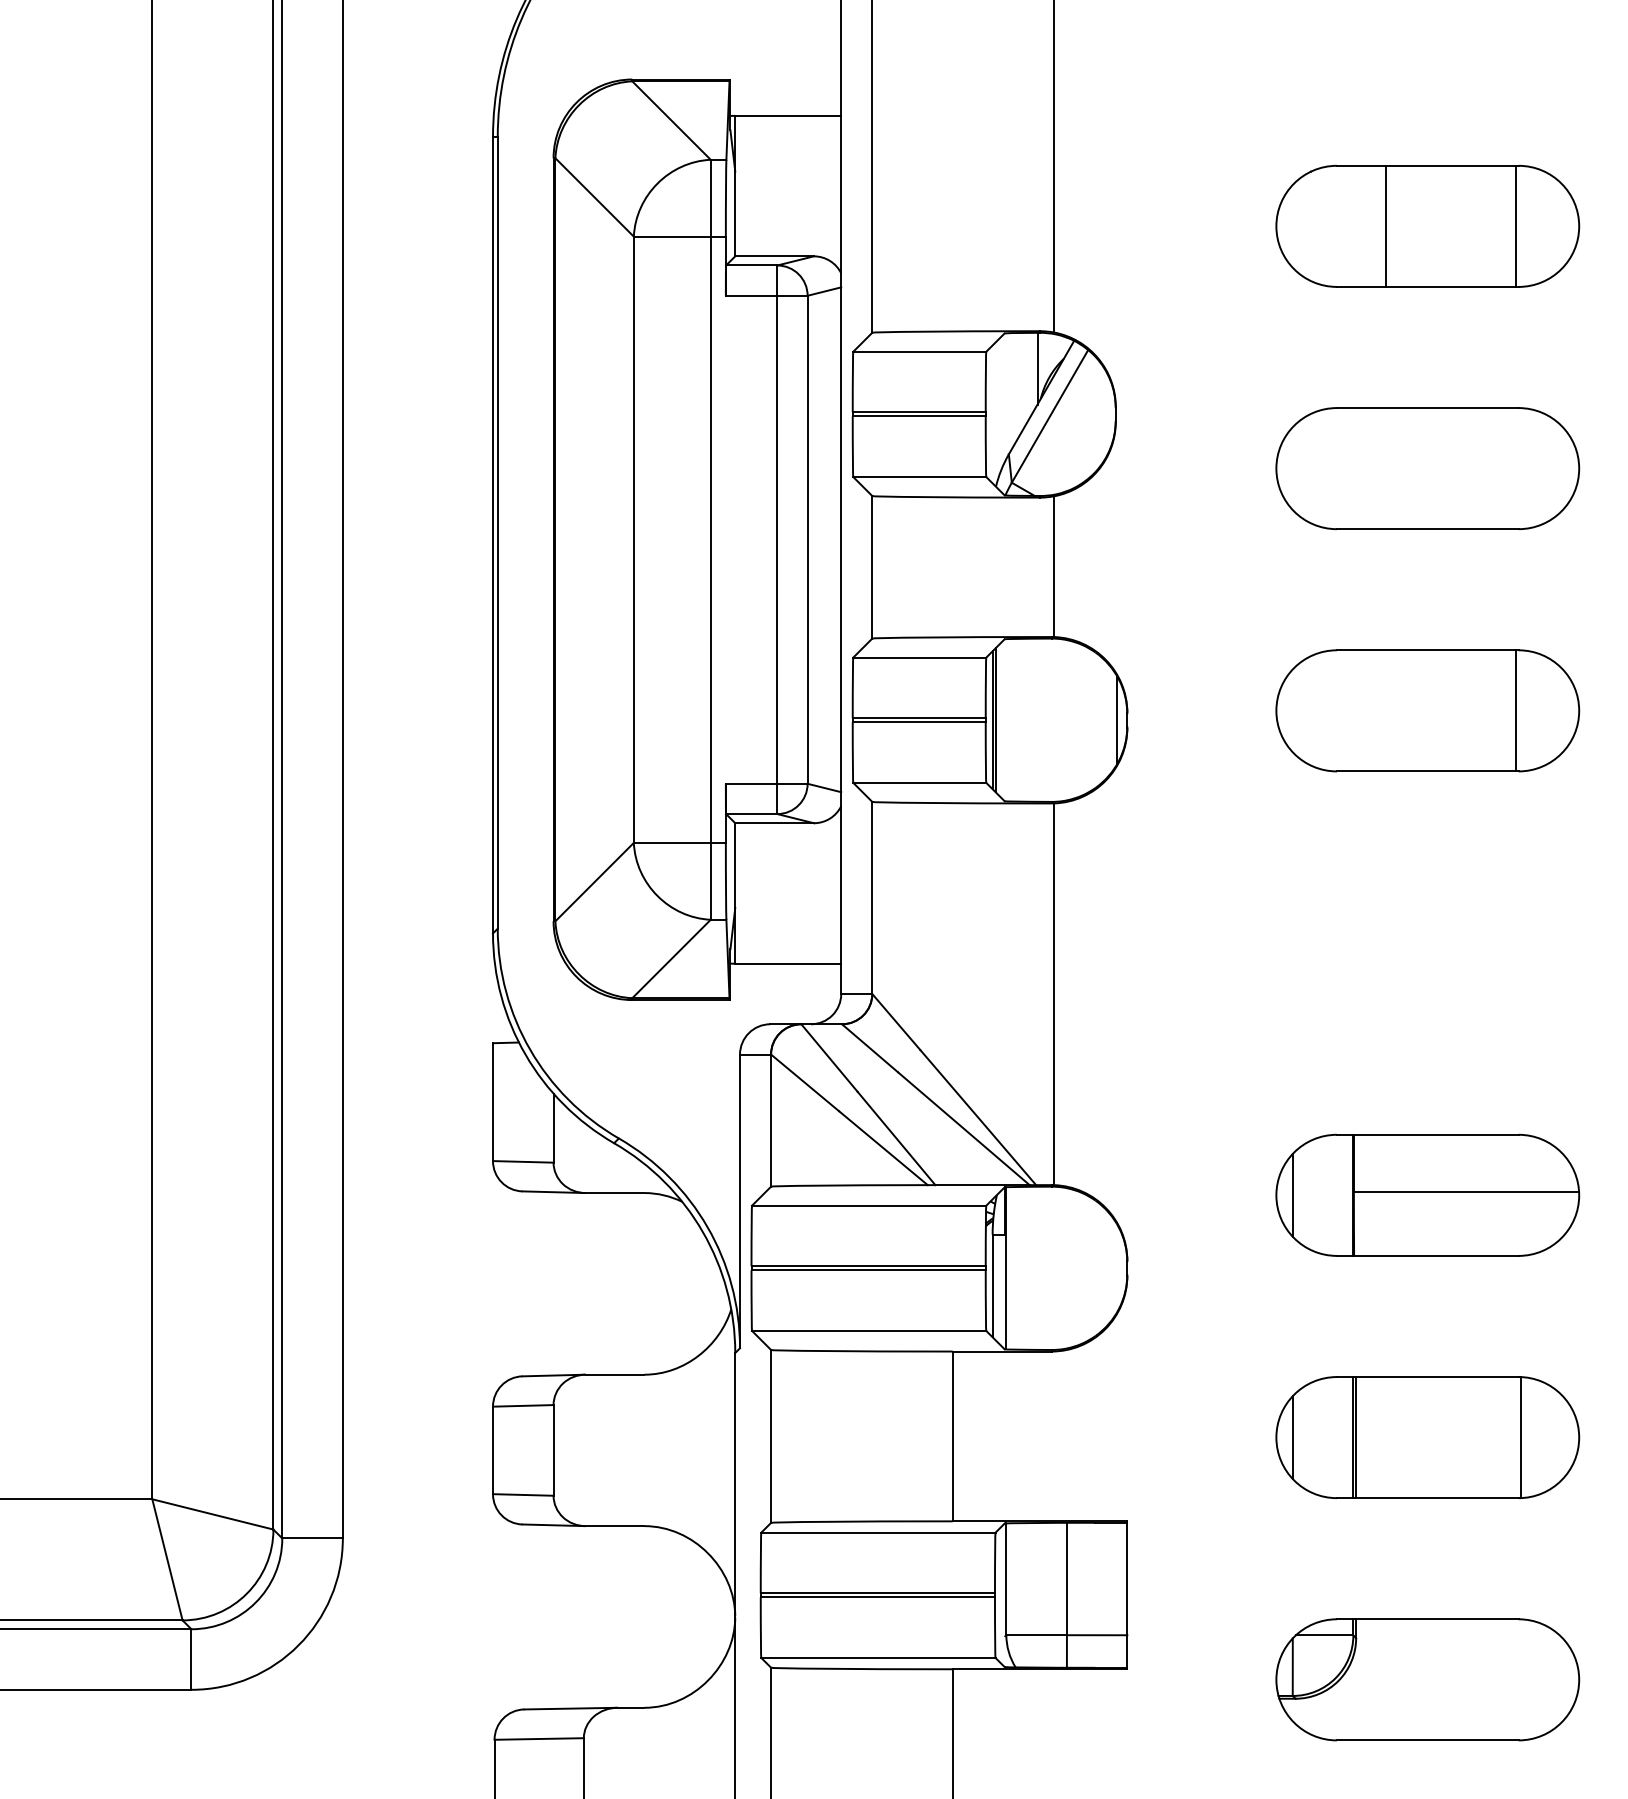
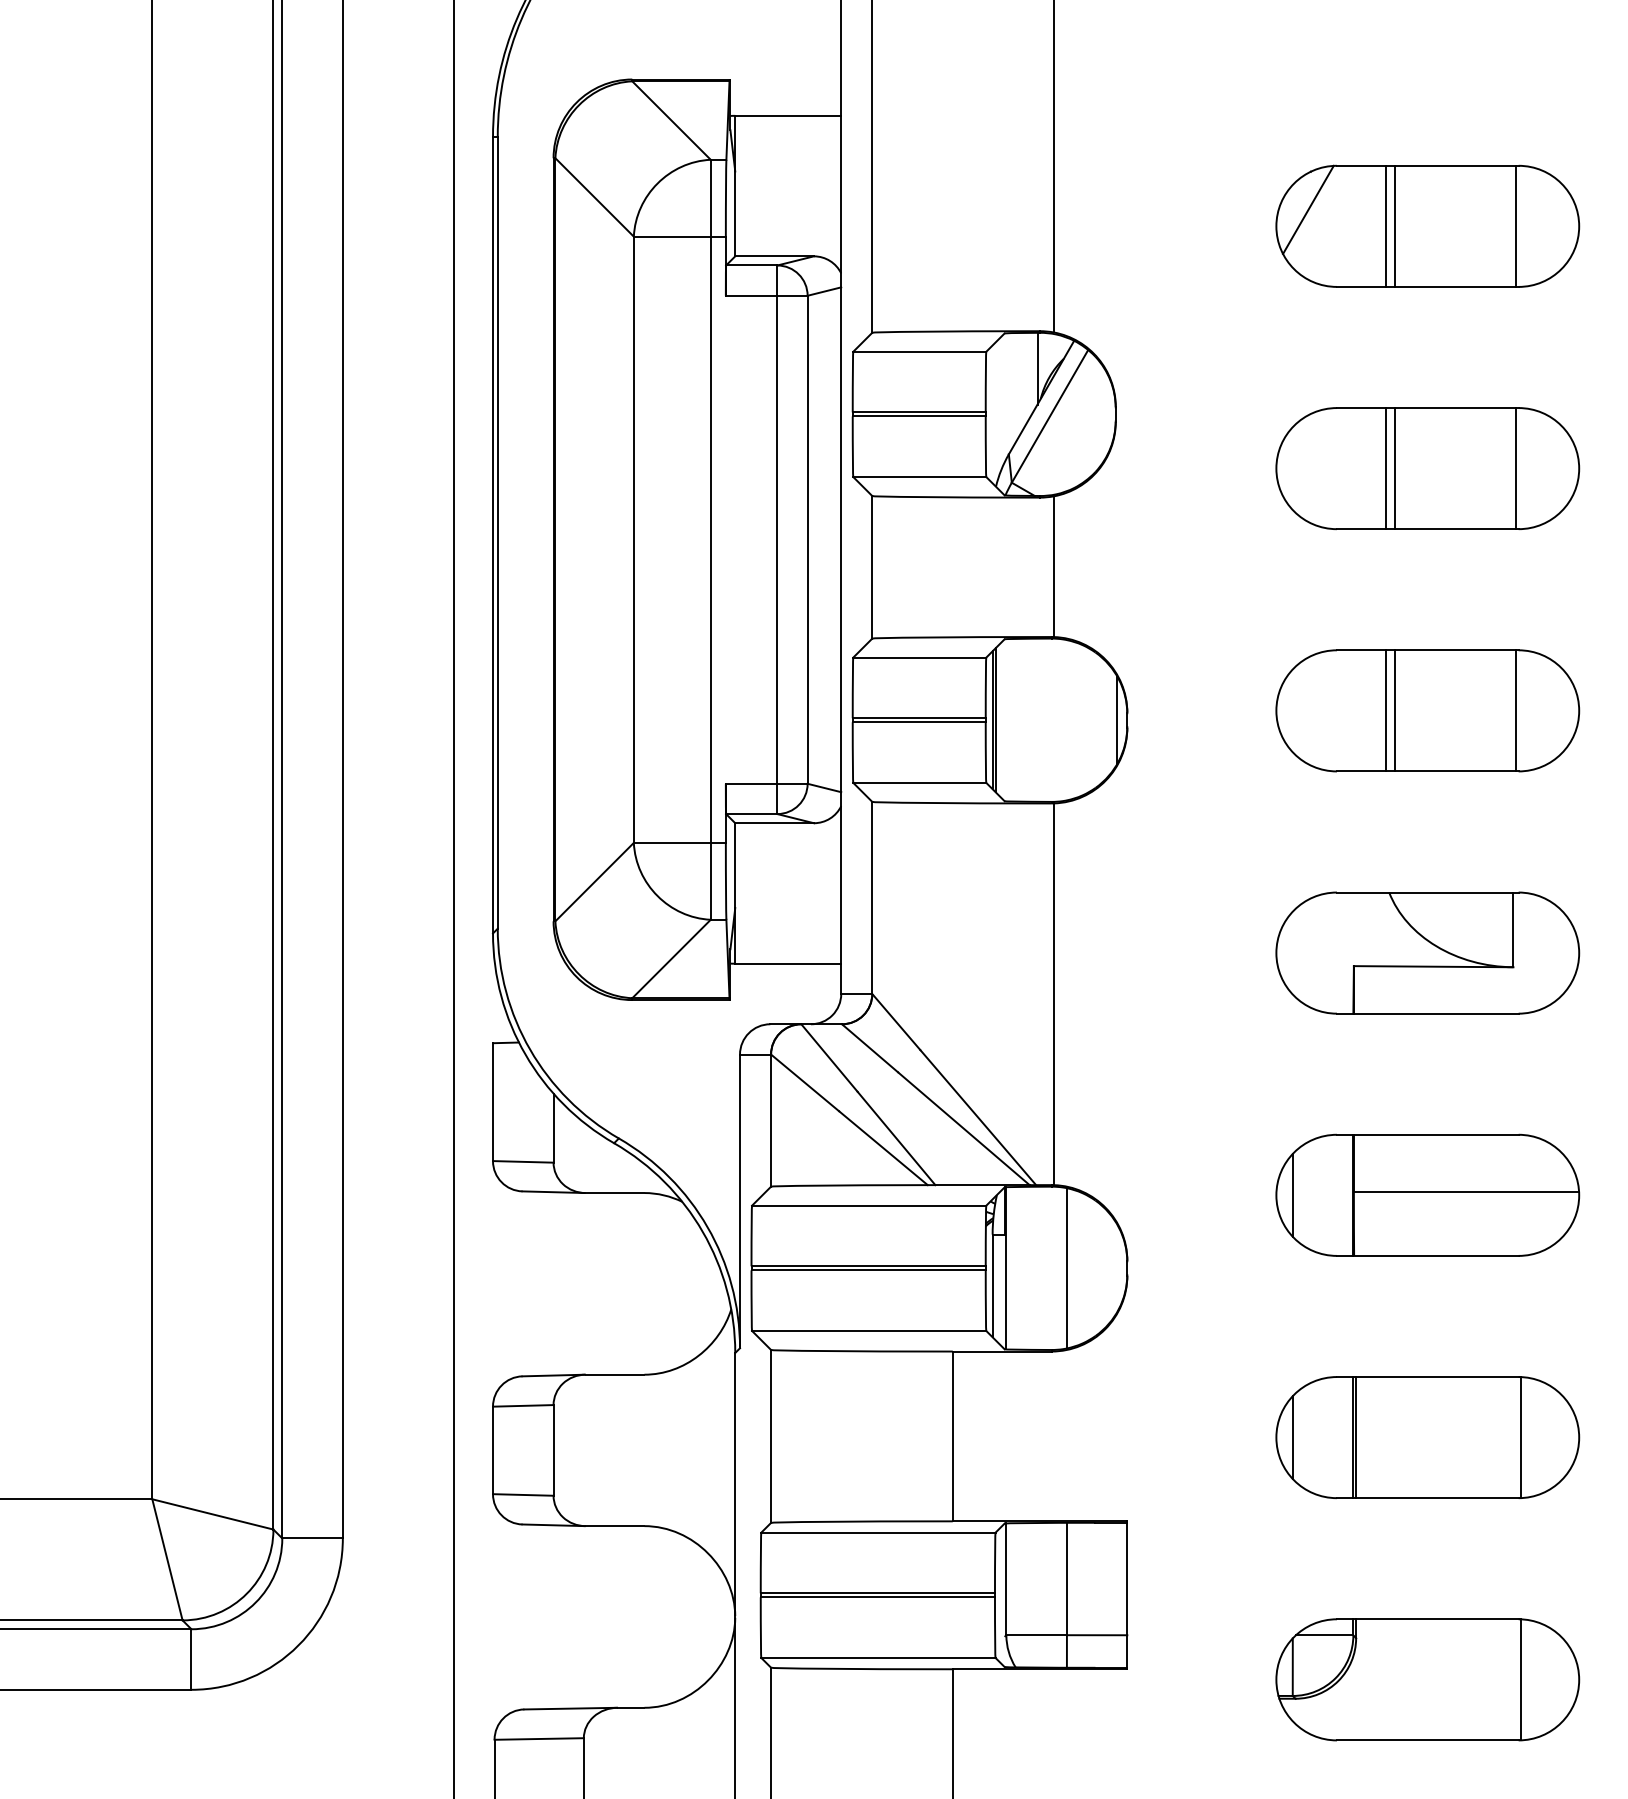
line: none -> present (1308, 209)
line: none -> present (1394, 225)
line: none -> present (1386, 468)
line: none -> present (1394, 468)
line: none -> present (1515, 468)
line: none -> present (1386, 710)
line: none -> present (1394, 710)
line: none -> present (454, 898)
part: none -> present (1427, 952)
line: none -> present (1066, 1268)
line: none -> present (1521, 1679)
